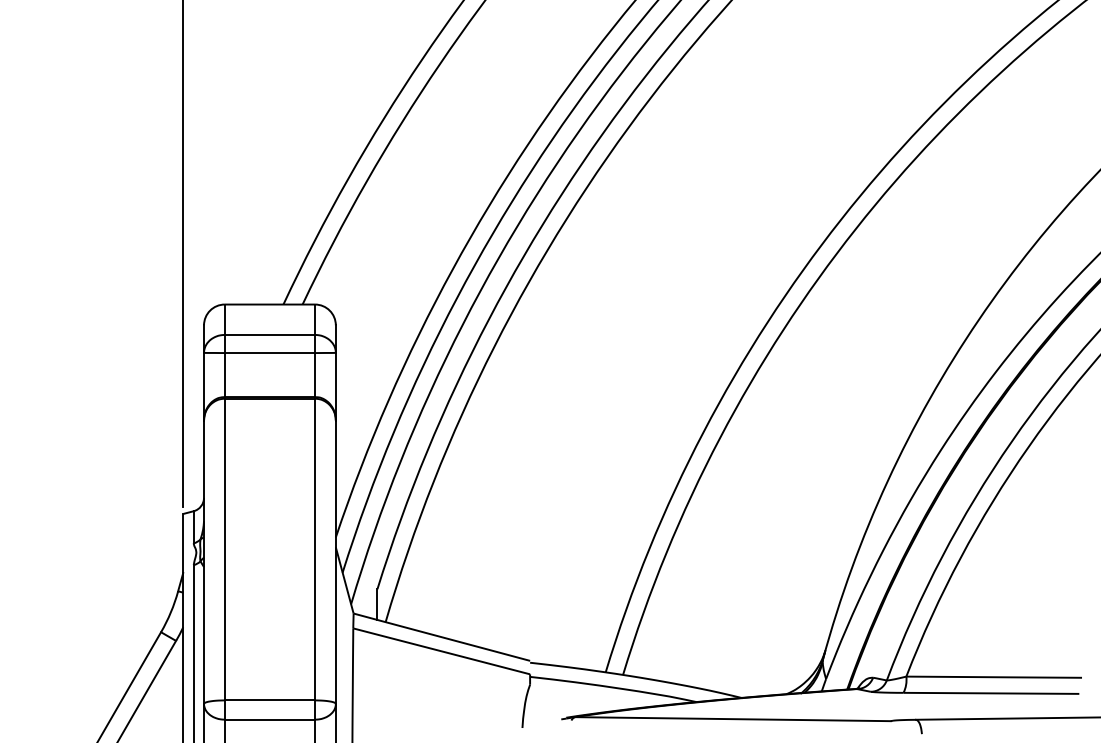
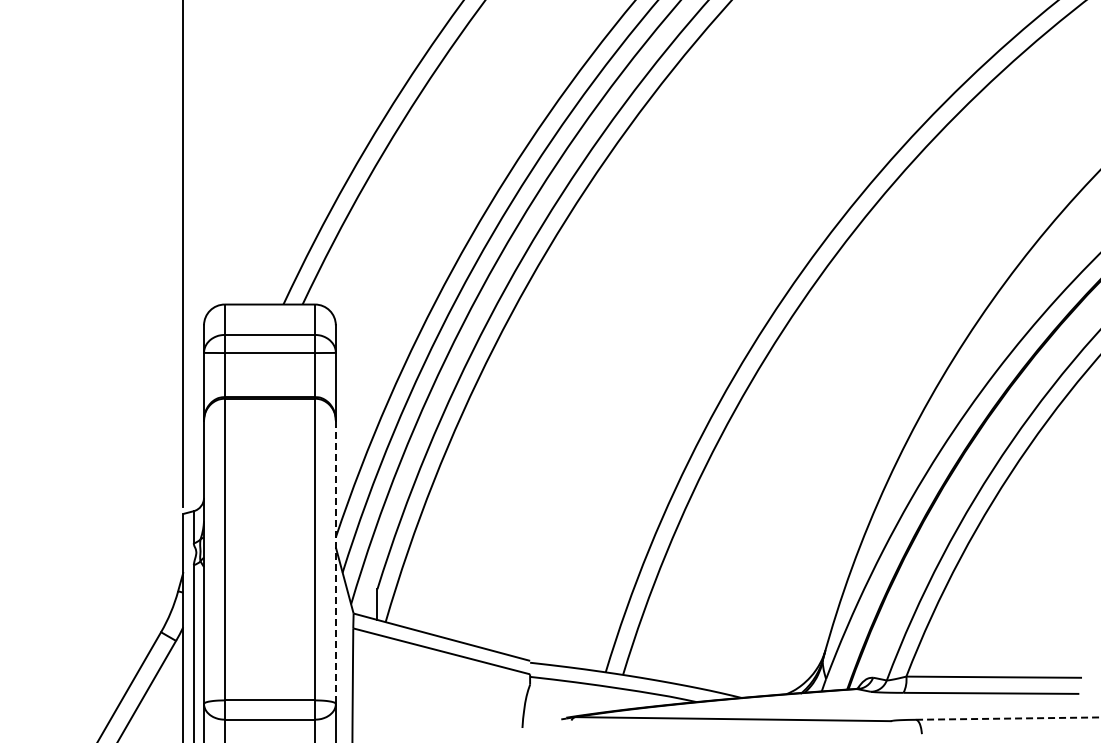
line: solid -> dashed (335, 562)
line: solid -> dashed (1008, 718)
